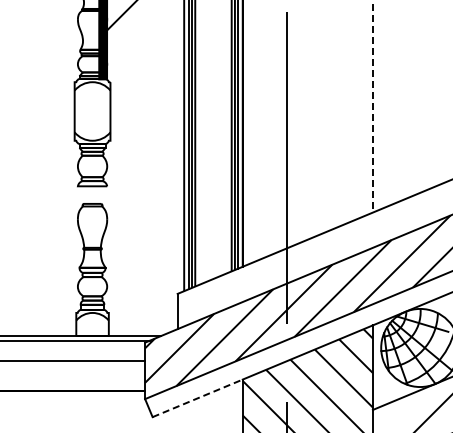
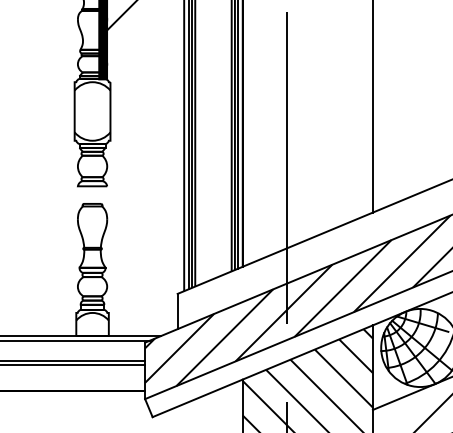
line: dashed -> solid (372, 106)
line: none -> present (73, 365)
line: dashed -> solid (197, 398)
